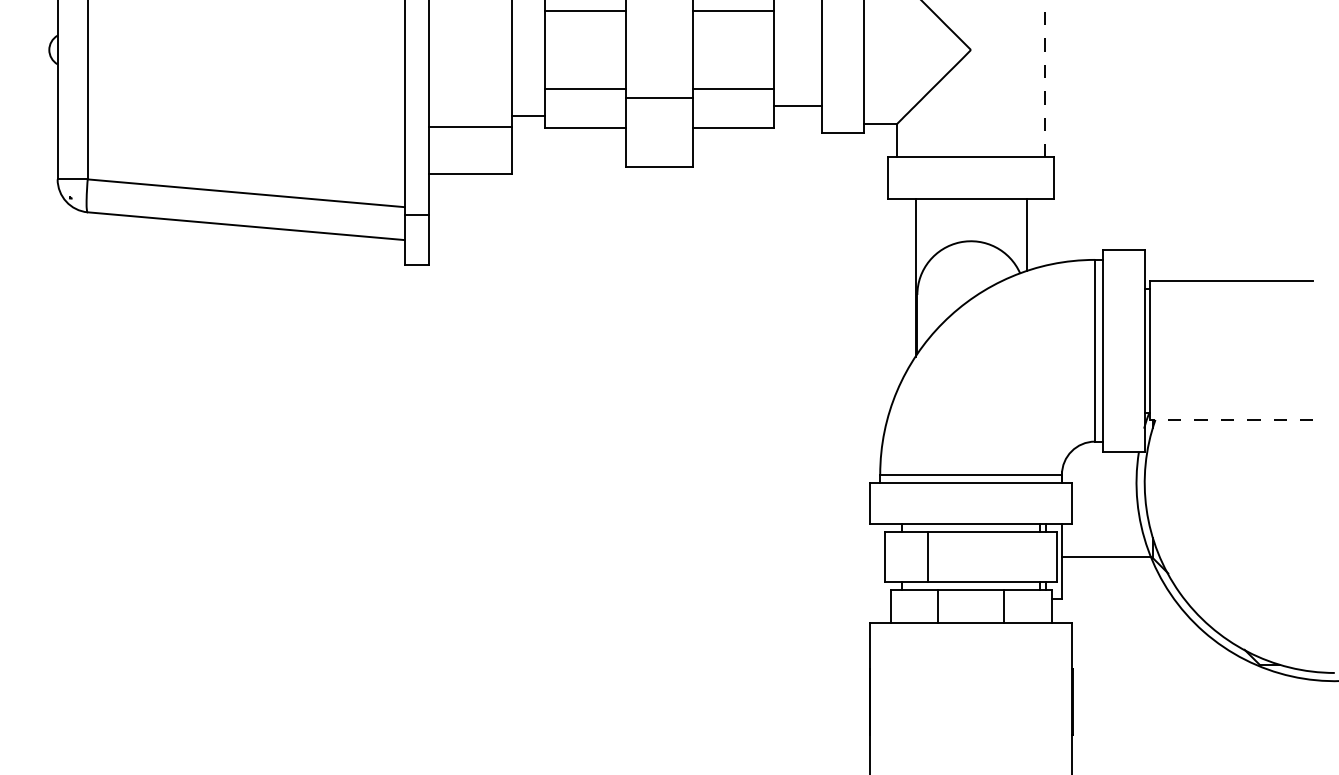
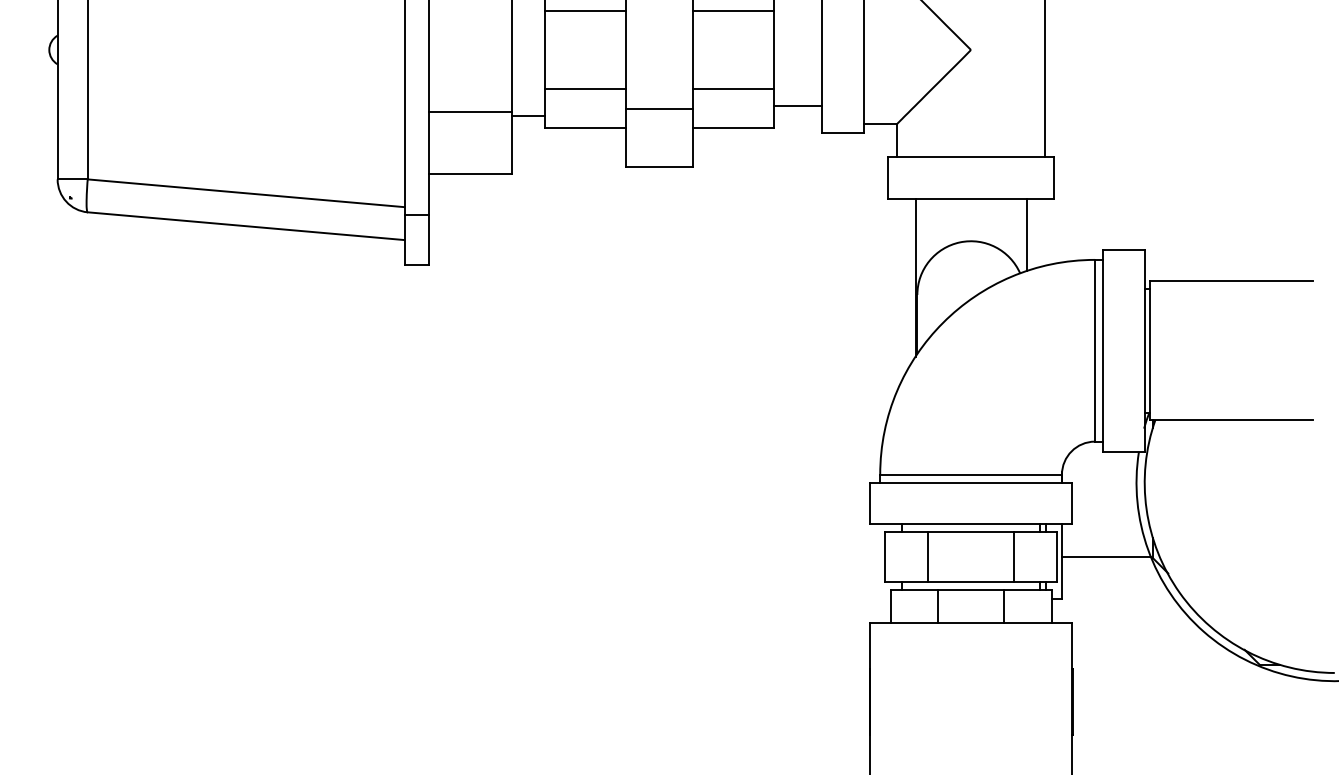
line: dashed -> solid (1045, 78)
line position: (659, 97) -> (659, 108) (659, 108)
line position: (470, 126) -> (470, 111) (470, 111)
line: dashed -> solid (1231, 420)
line: none -> present (1013, 557)
